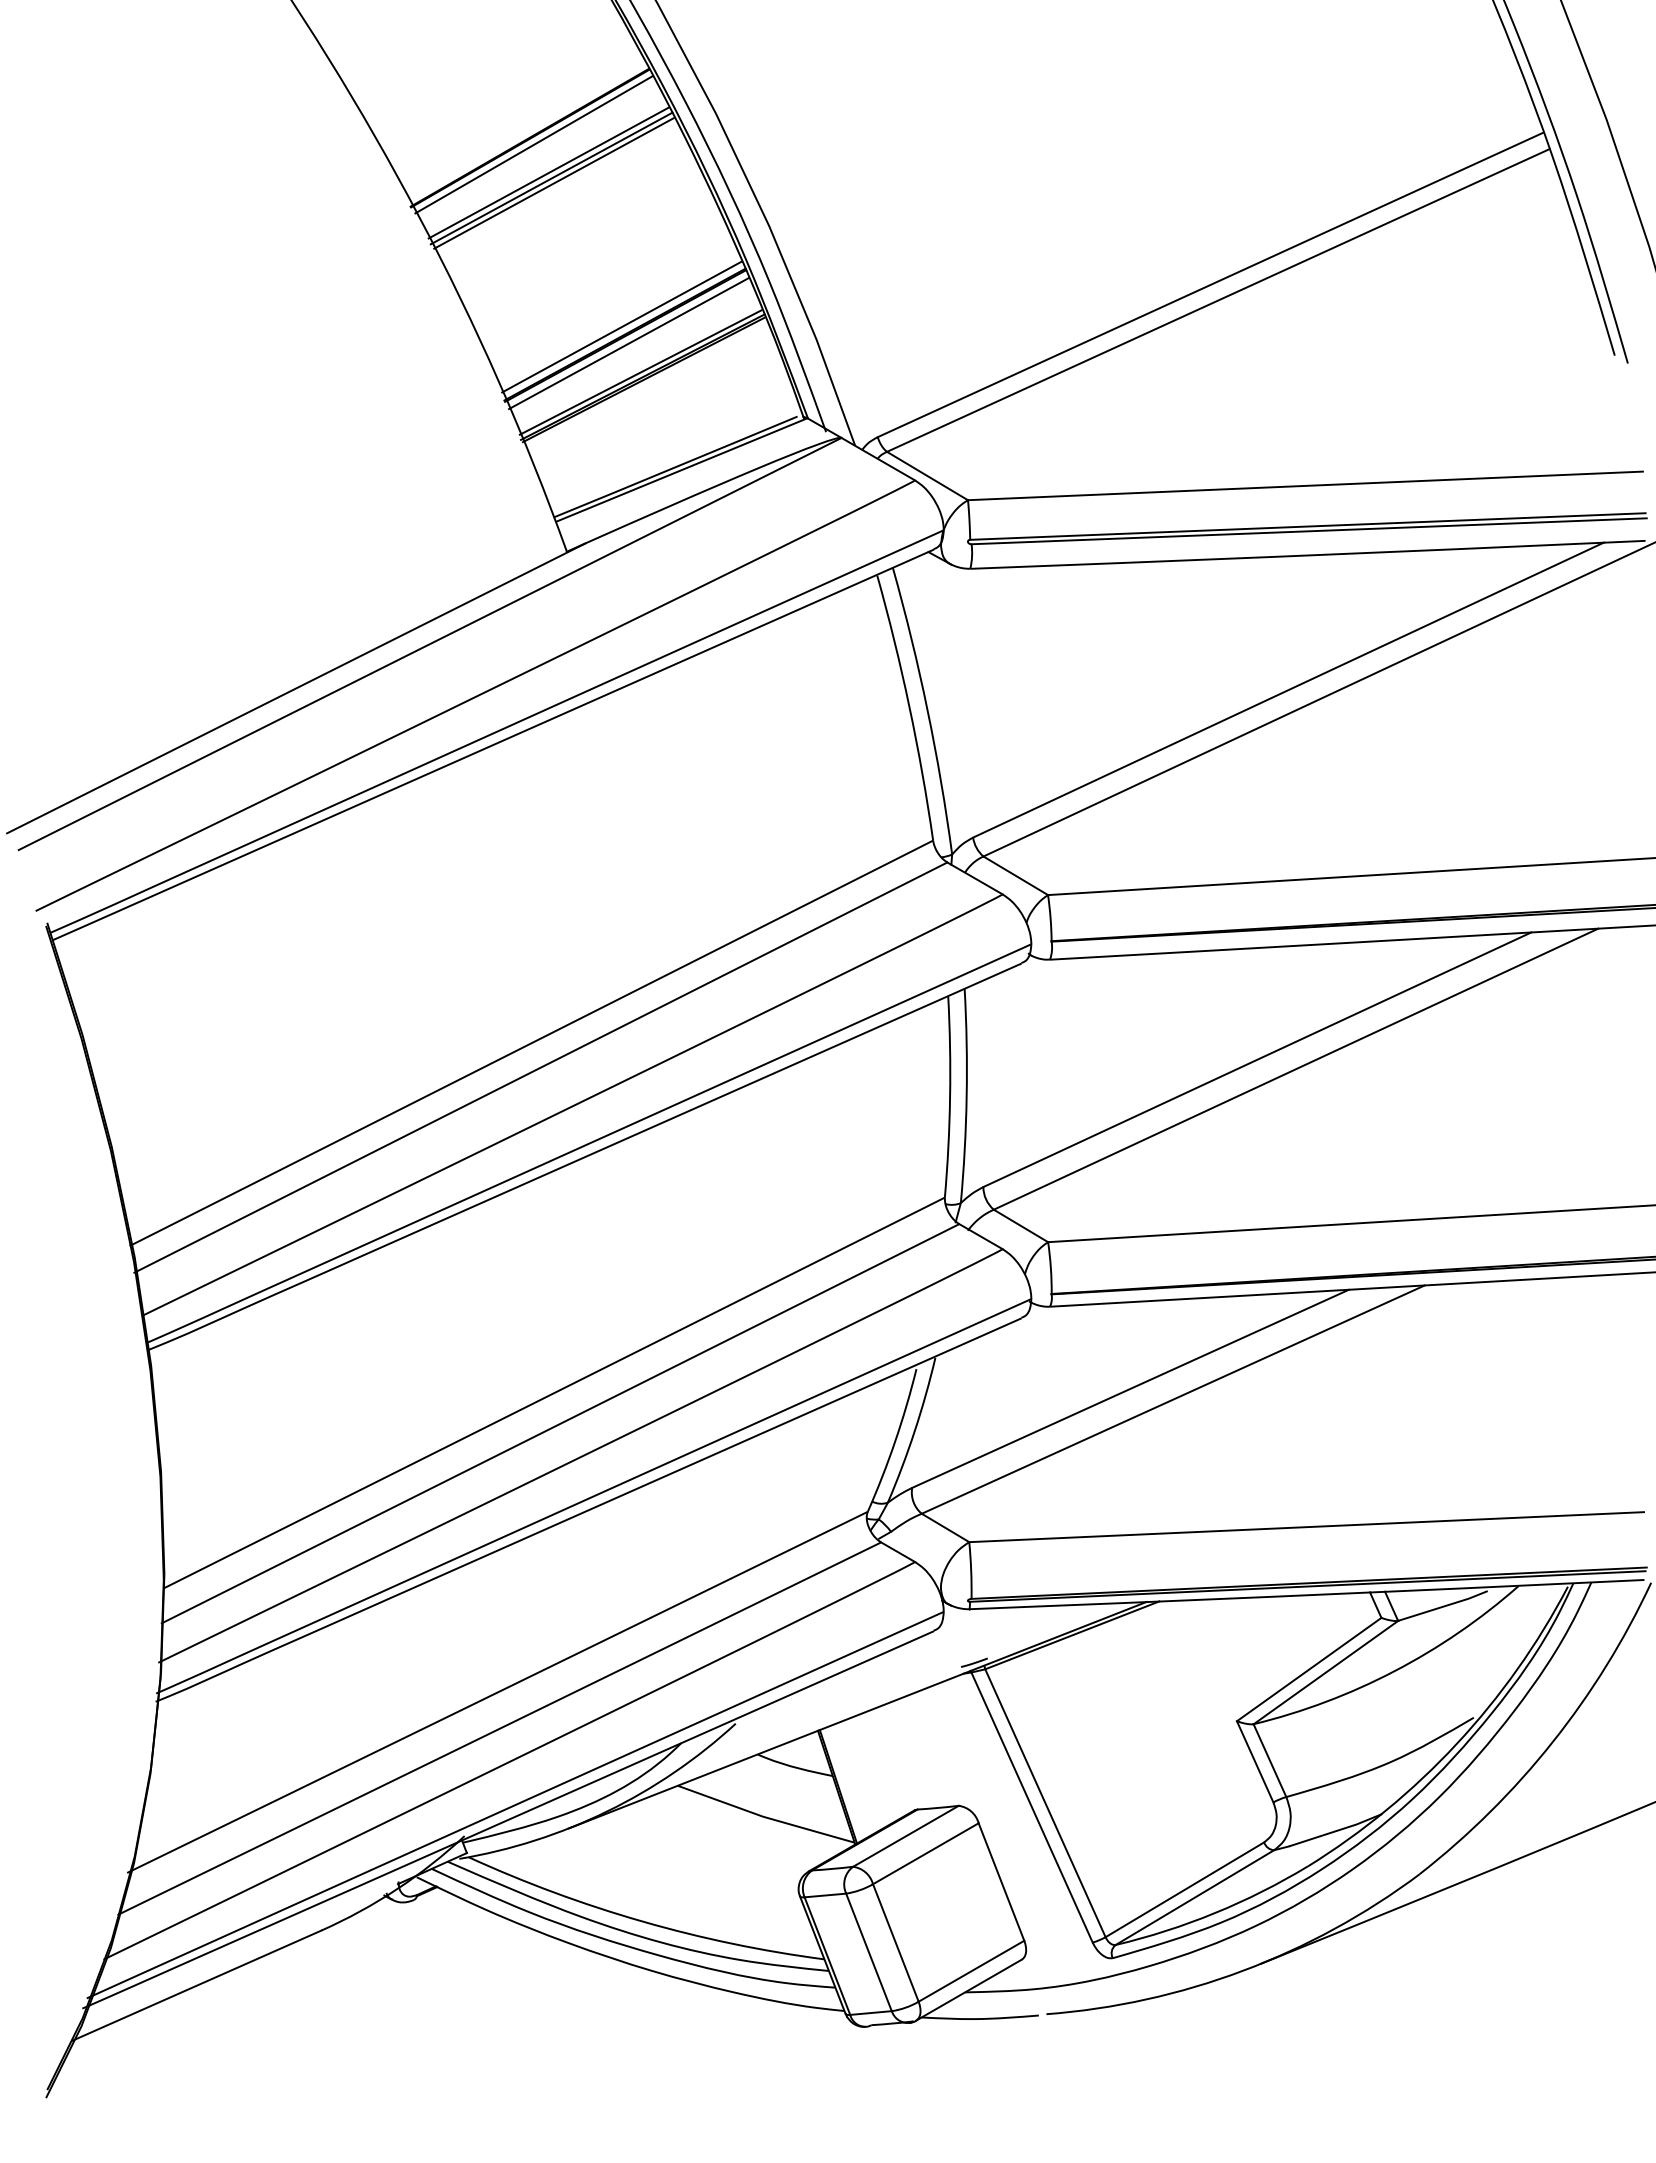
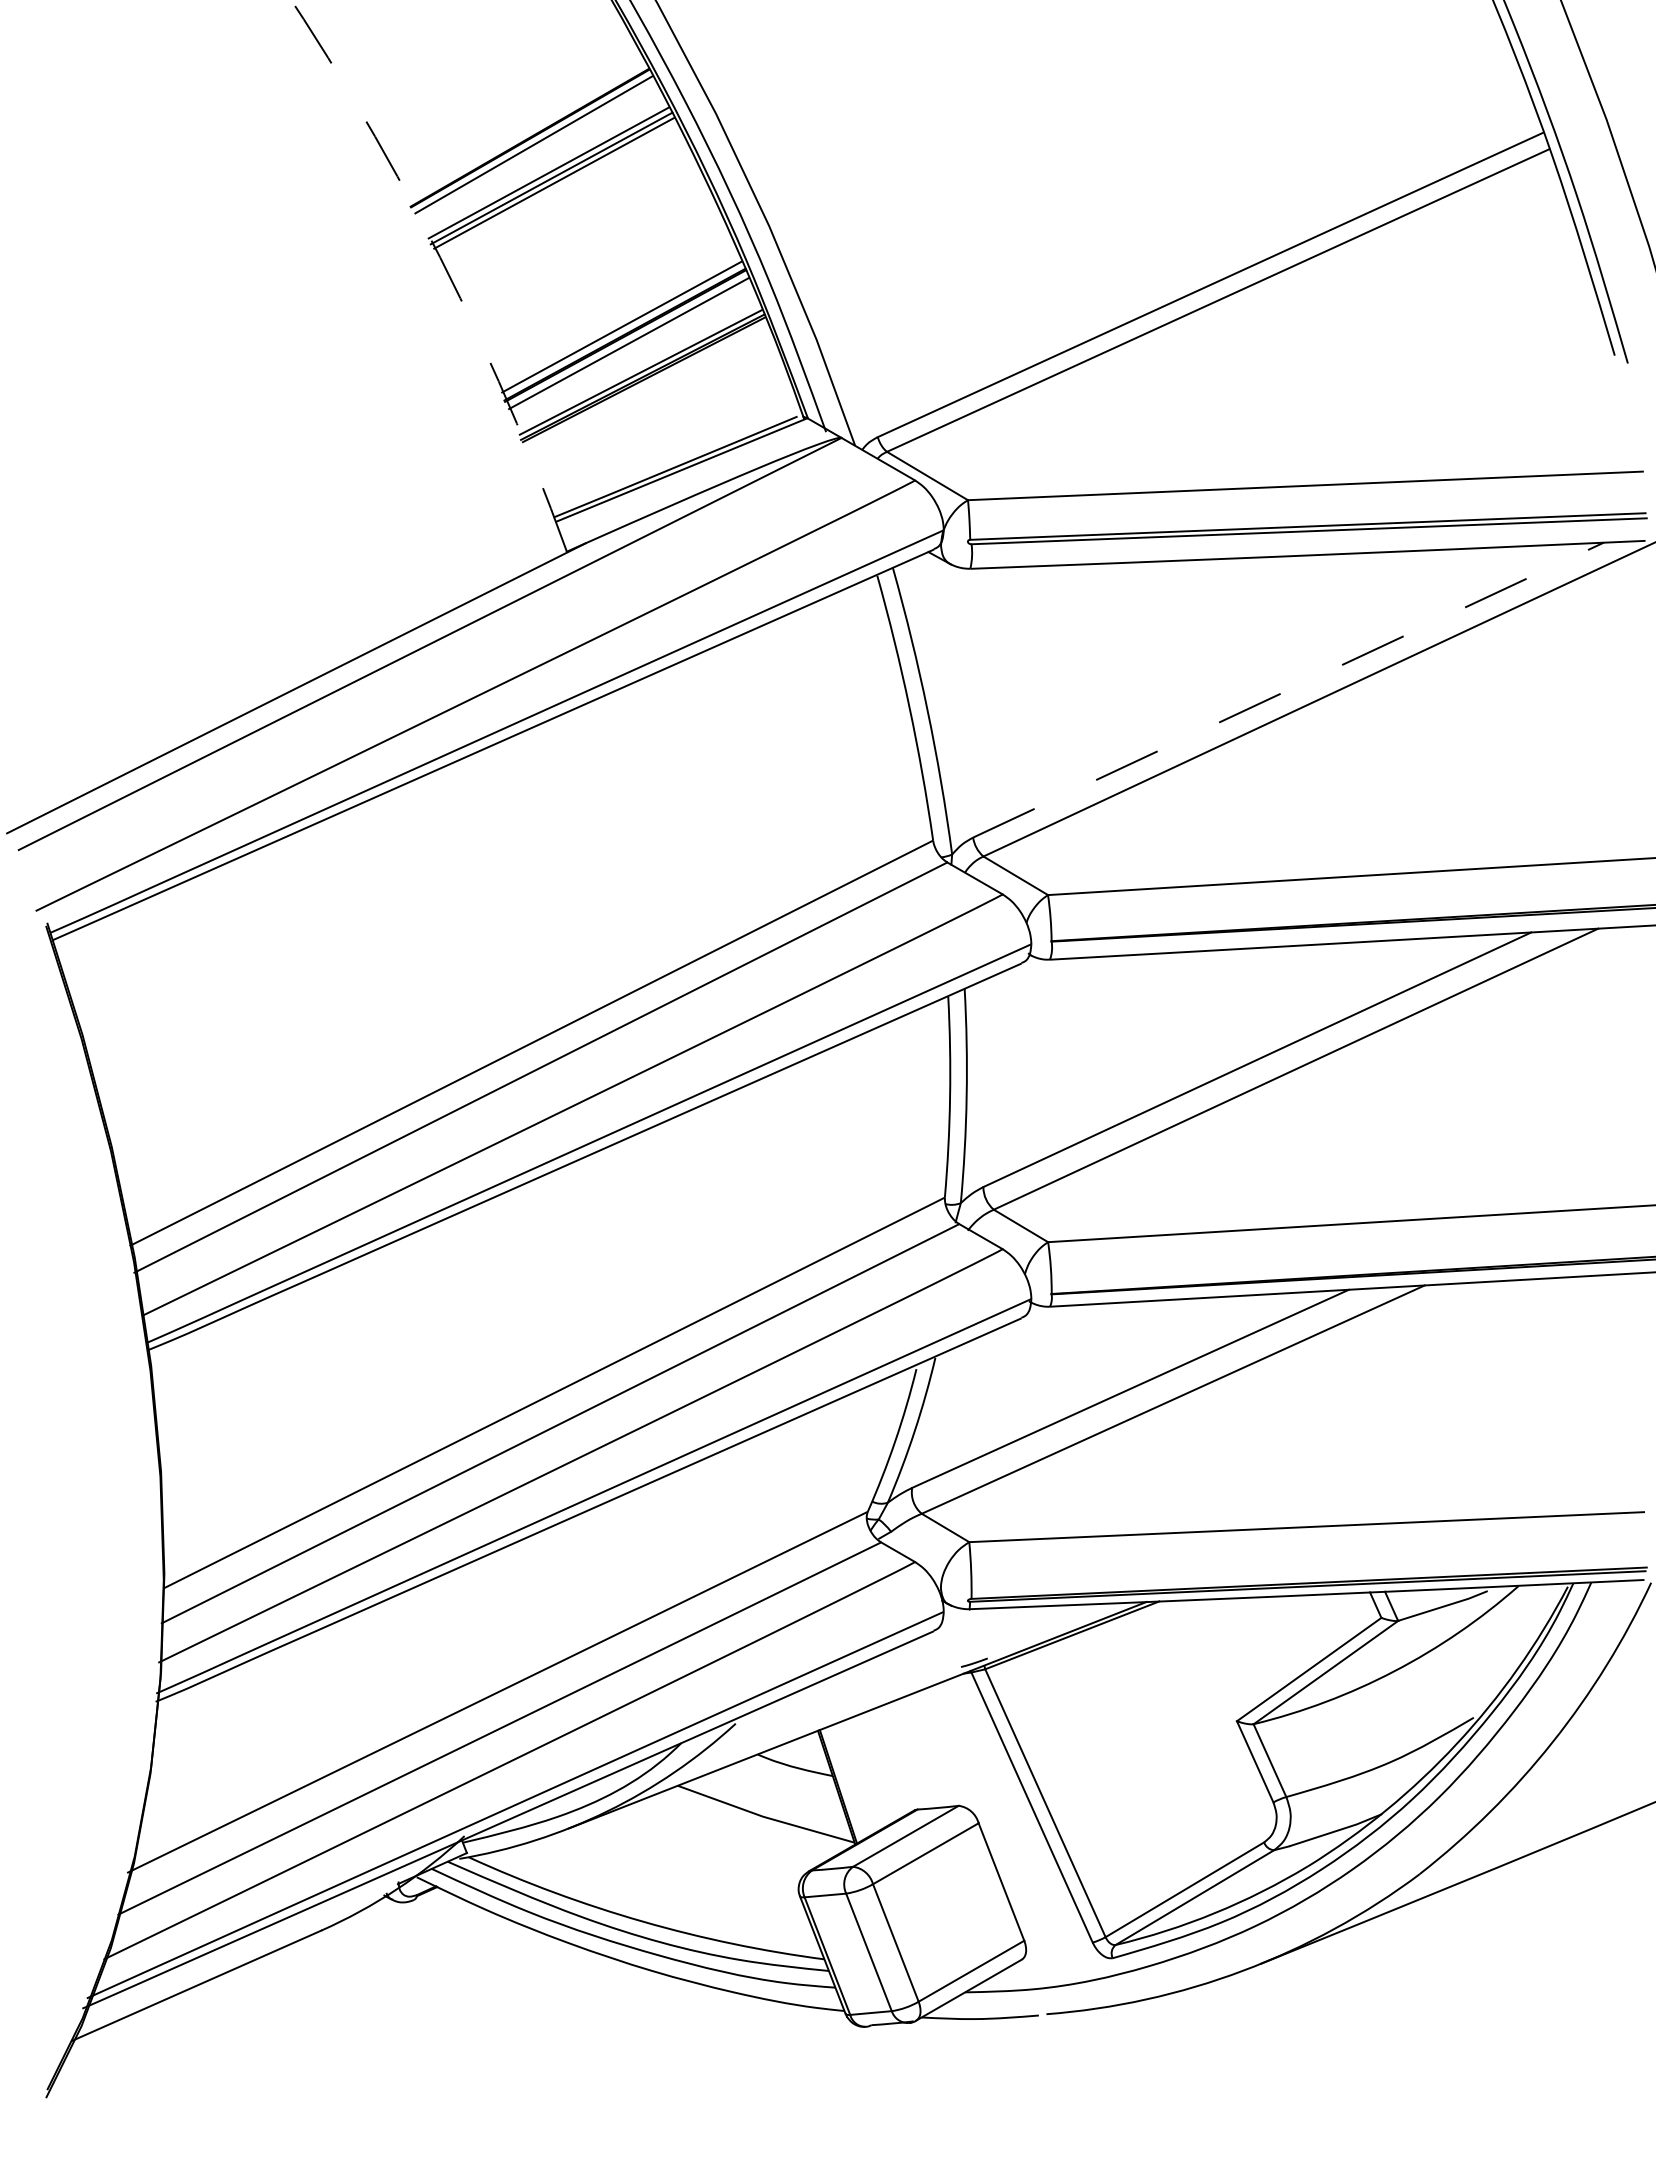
arc: solid -> dashed (444, 267)
line: solid -> dashed (1288, 689)
